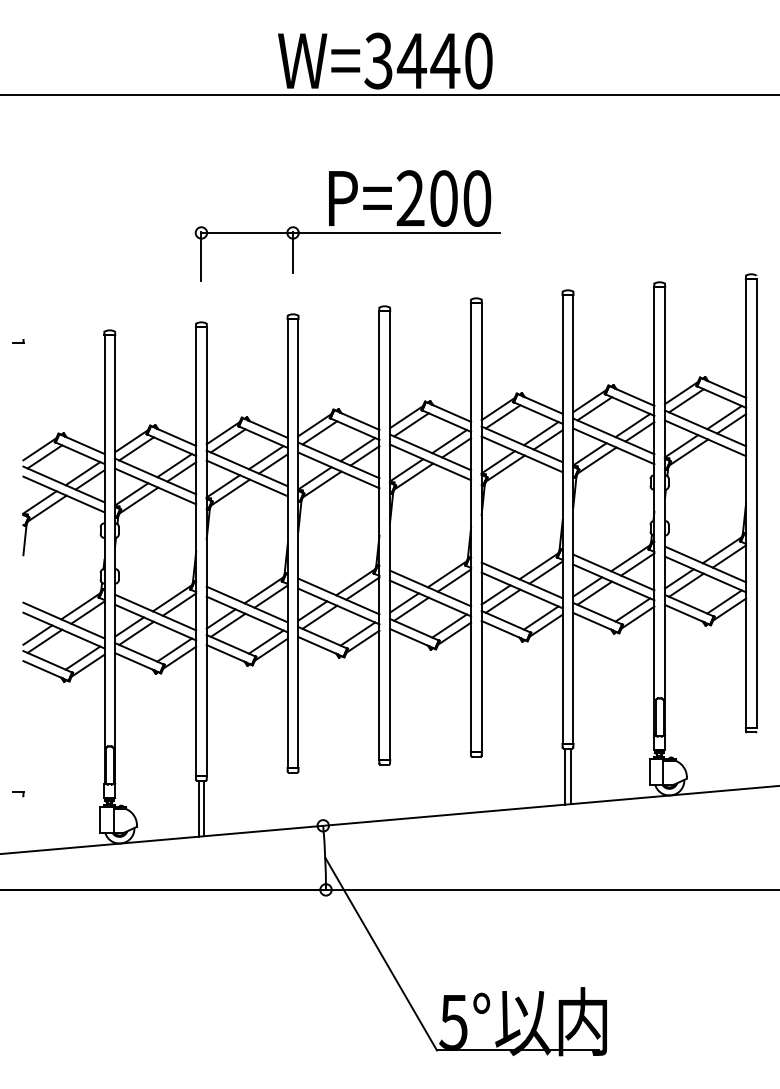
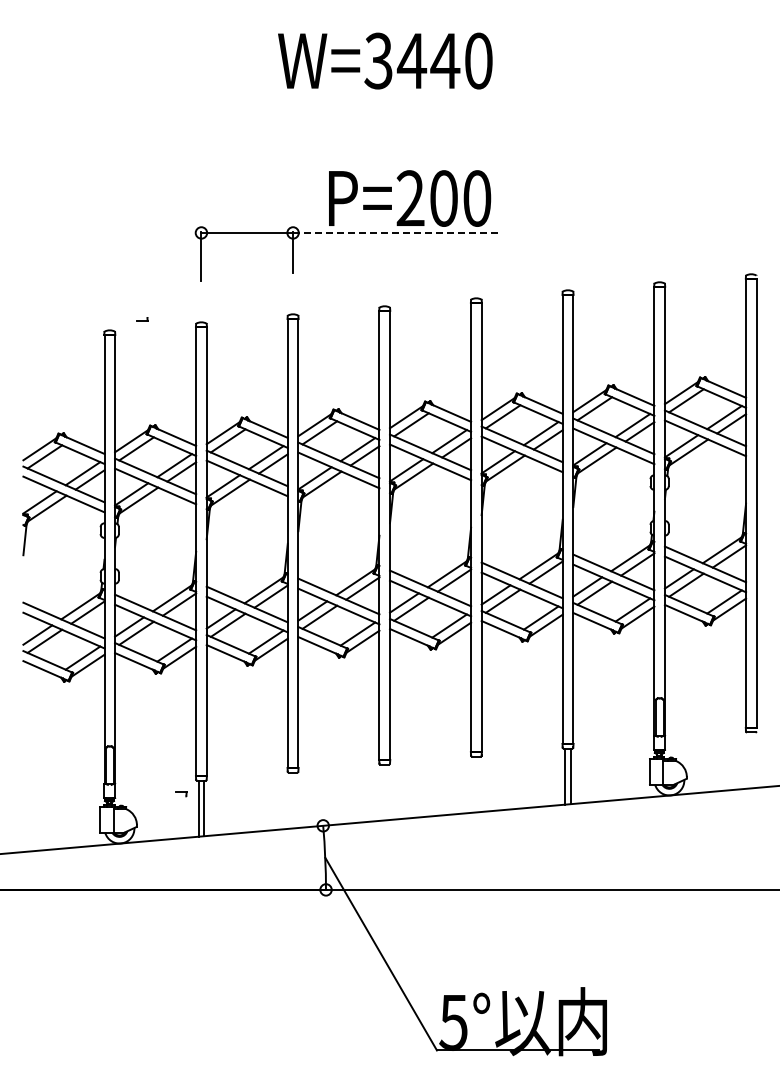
line: present -> none (389, 95)
line: solid -> dashed (396, 232)
part position: (18, 341) -> (142, 319) (142, 319)
part position: (18, 794) -> (181, 794) (181, 794)
